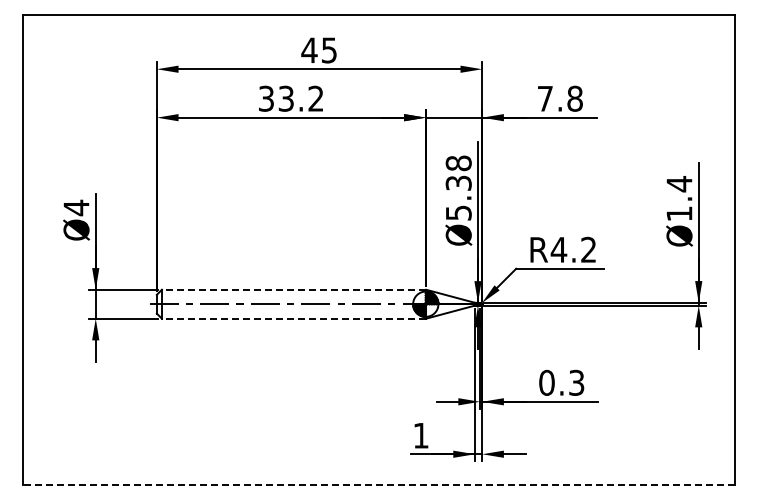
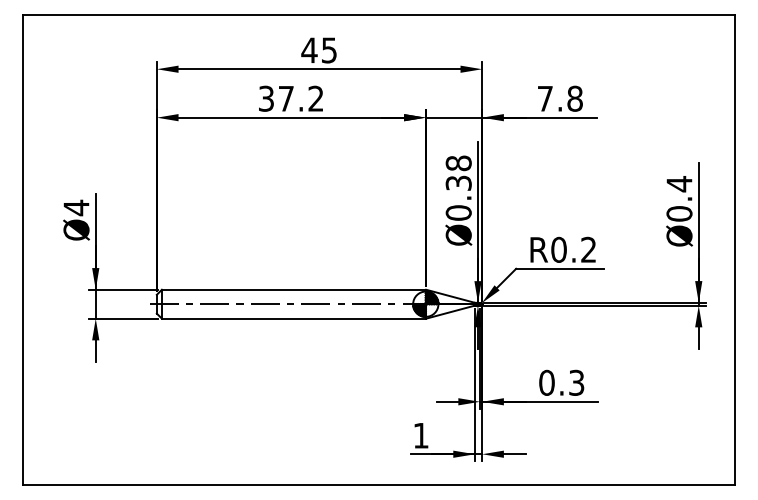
text: 33.2 -> 37.2 (285, 98)
text: Ø5.38 -> Ø0.38 (458, 212)
text: Ø1.4 -> Ø0.4 (679, 213)
text: R4.2 -> R0.2 (558, 249)
line: dashed -> solid (293, 289)
line: dashed -> solid (293, 318)
line: dashed -> solid (378, 484)
